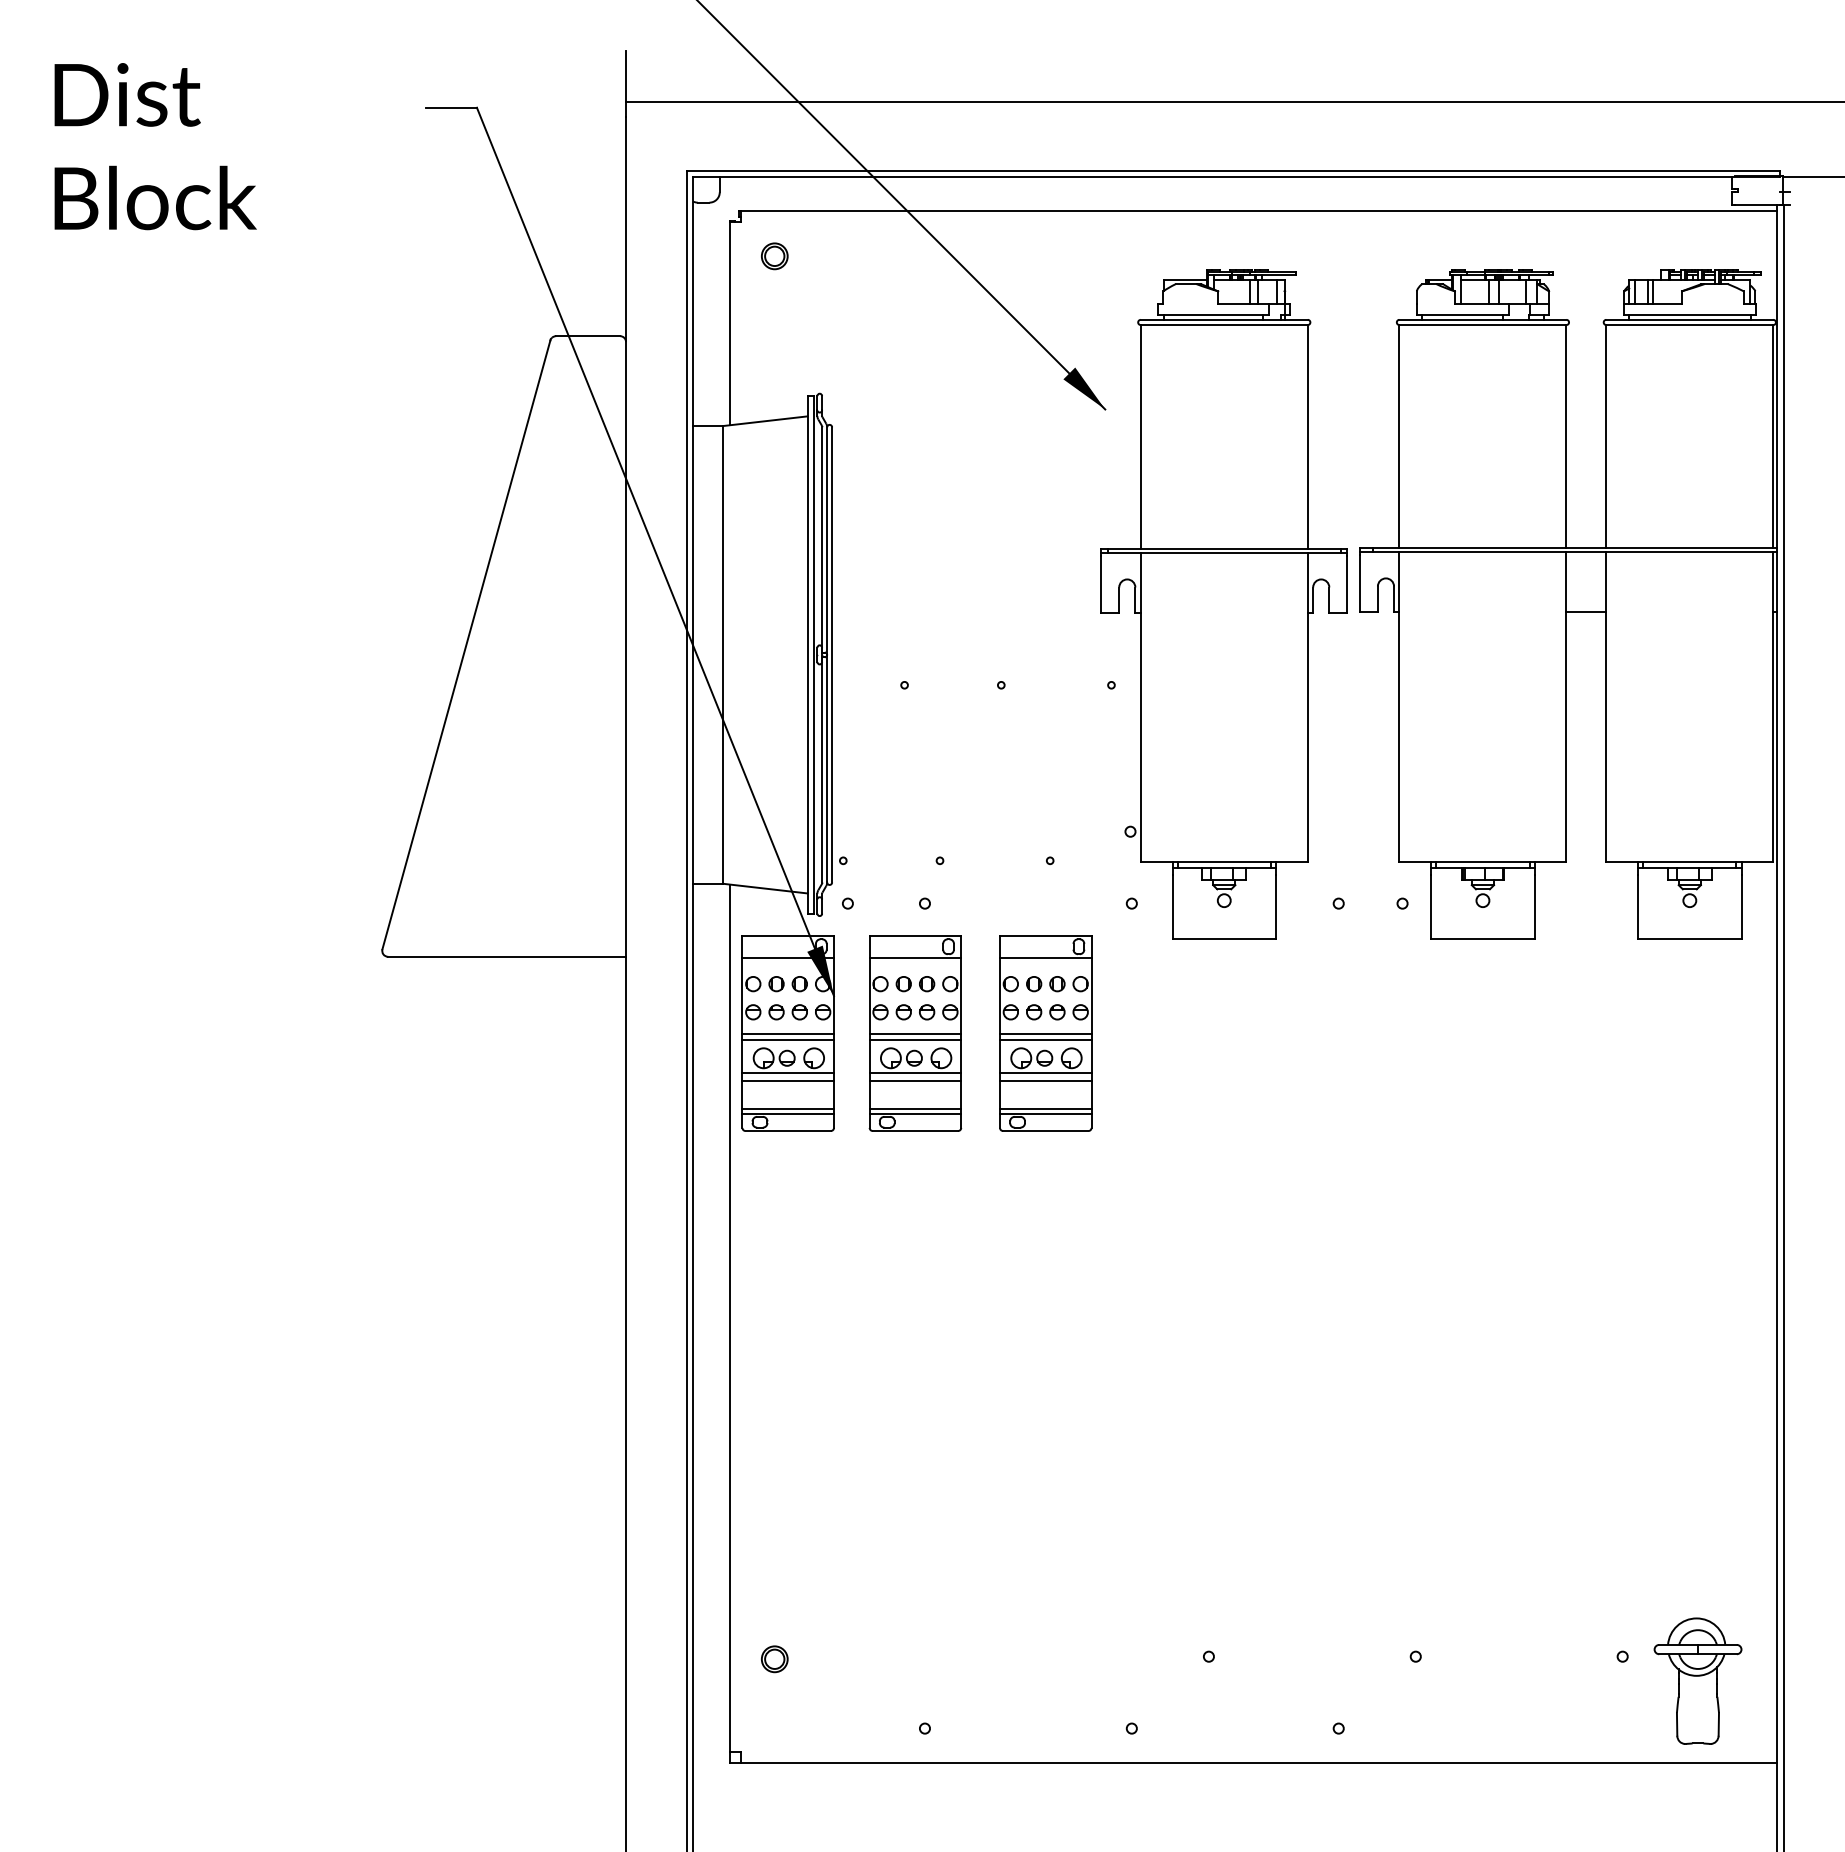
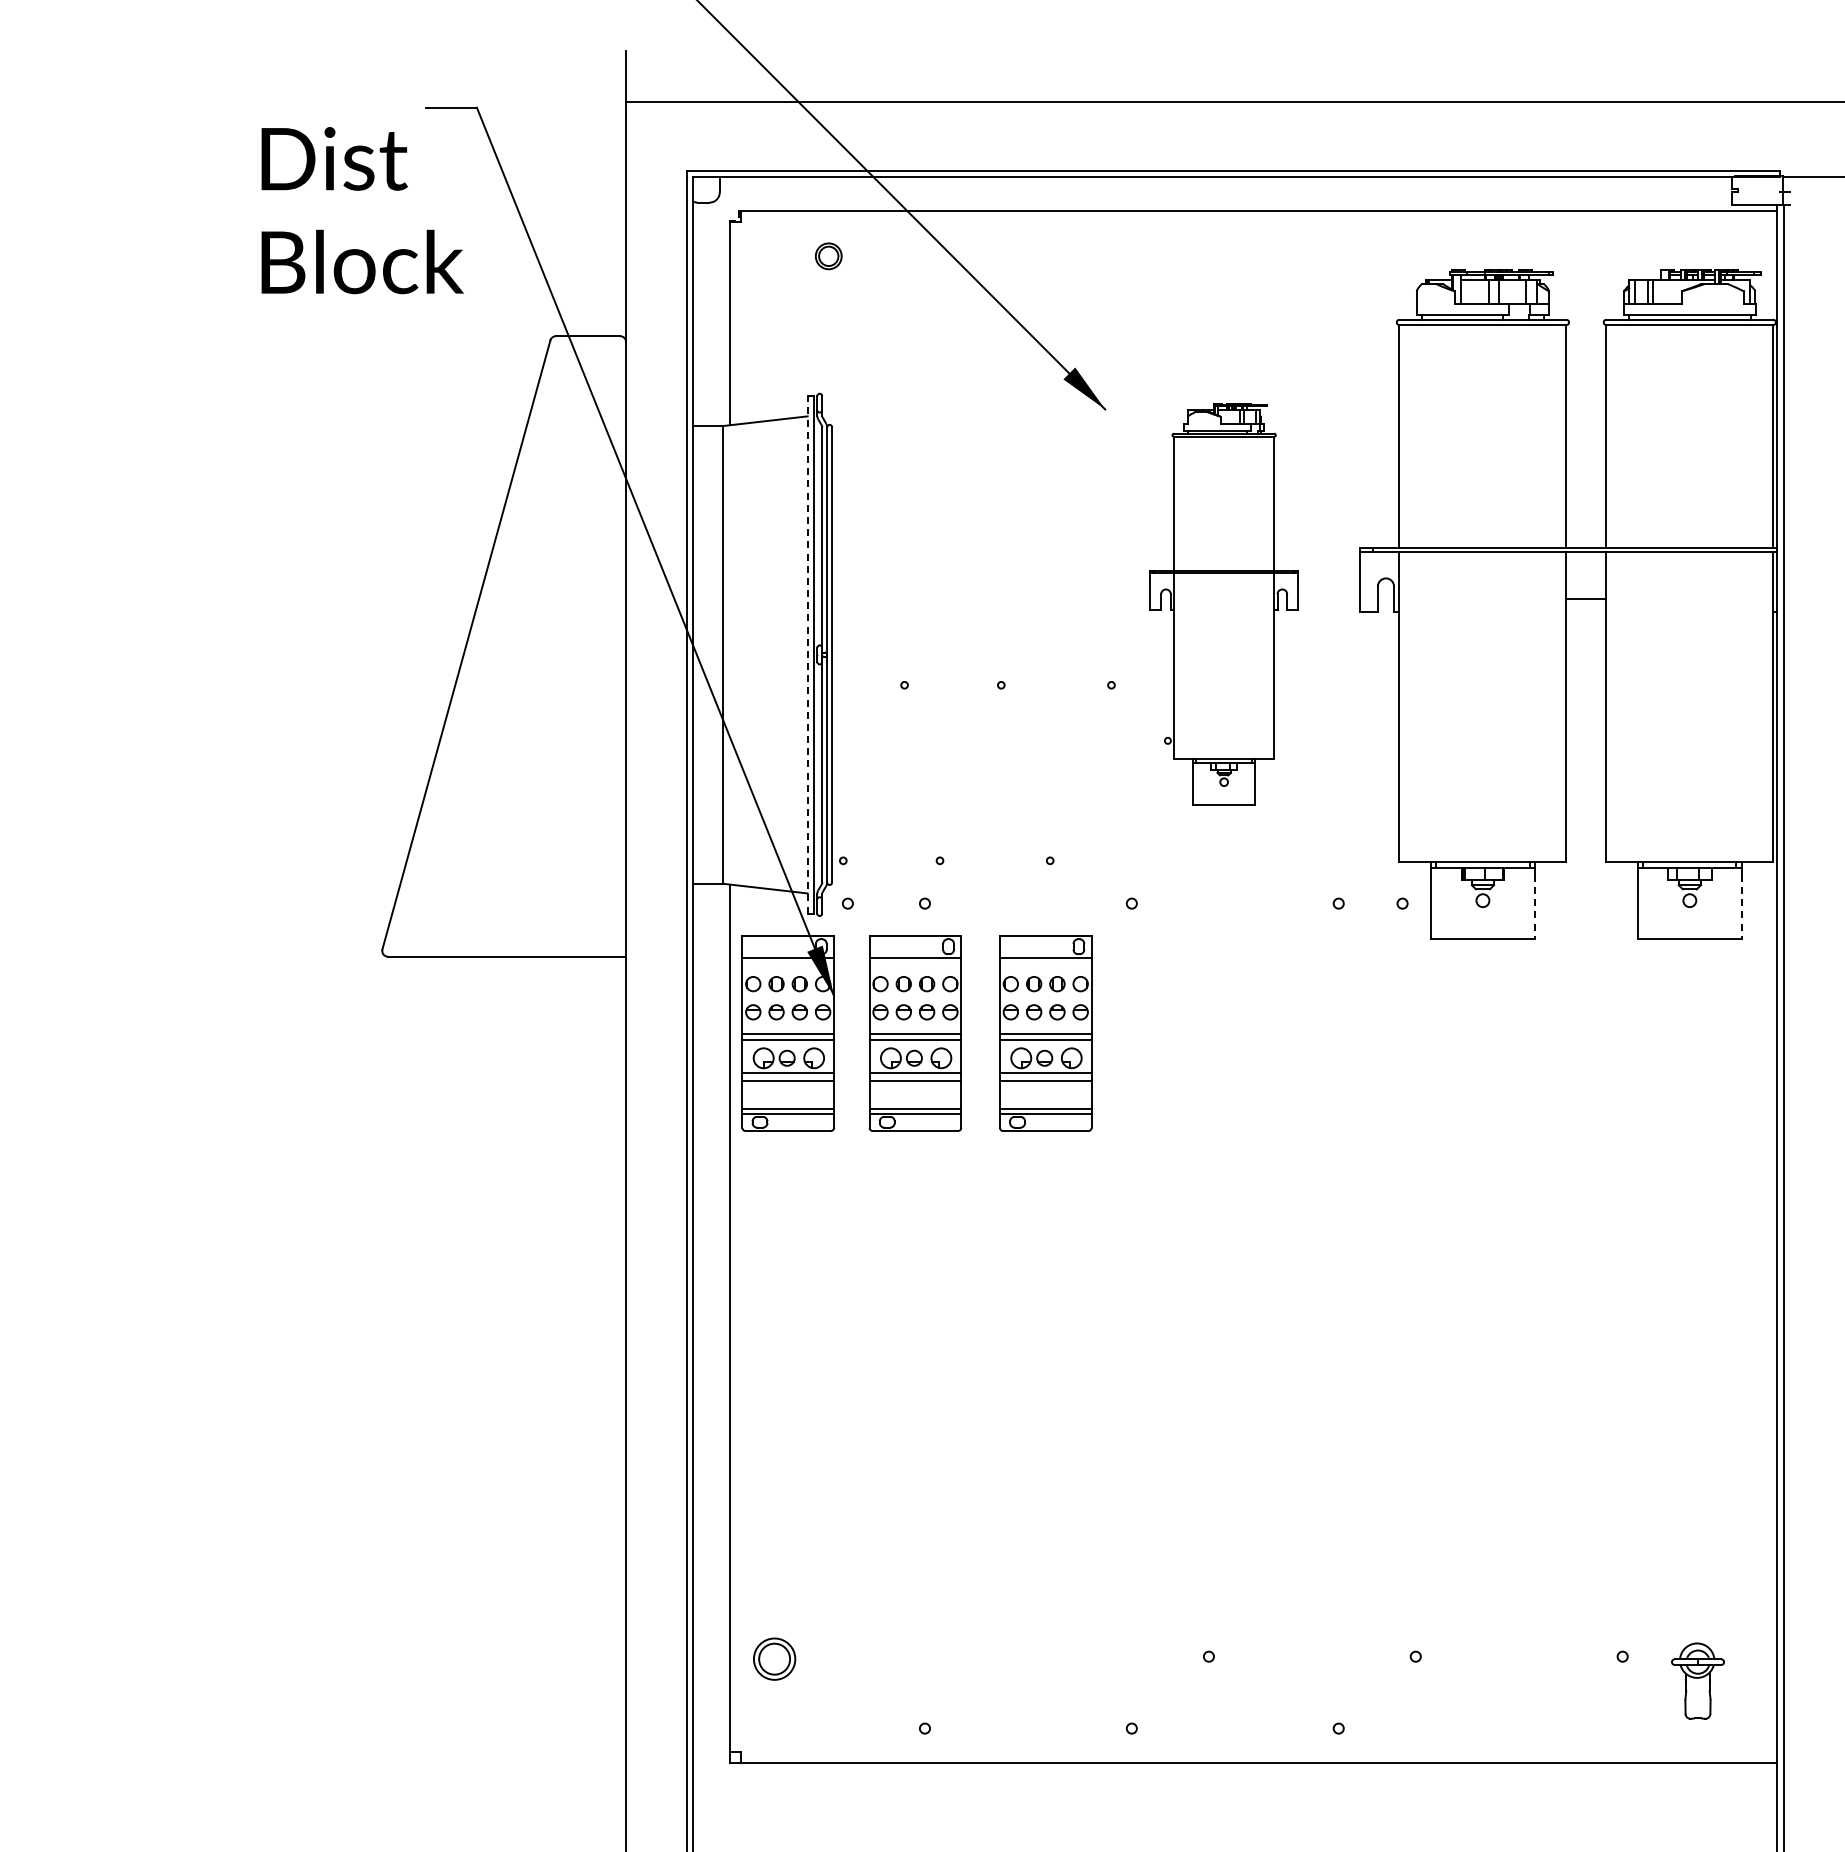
text position: (155, 146) -> (362, 210) (362, 210)
part position: (774, 256) -> (828, 256) (828, 256)
part size: 248x671 px -> 150x403 px (1223, 604)
line position: (1586, 612) -> (1586, 599) (1586, 599)
line: solid -> dashed (807, 654)
line: solid -> dashed (1534, 907)
line: solid -> dashed (1741, 907)
part size: 28x29 px -> 44x44 px (774, 1658)
part size: 90x128 px -> 54x78 px (1697, 1680)
